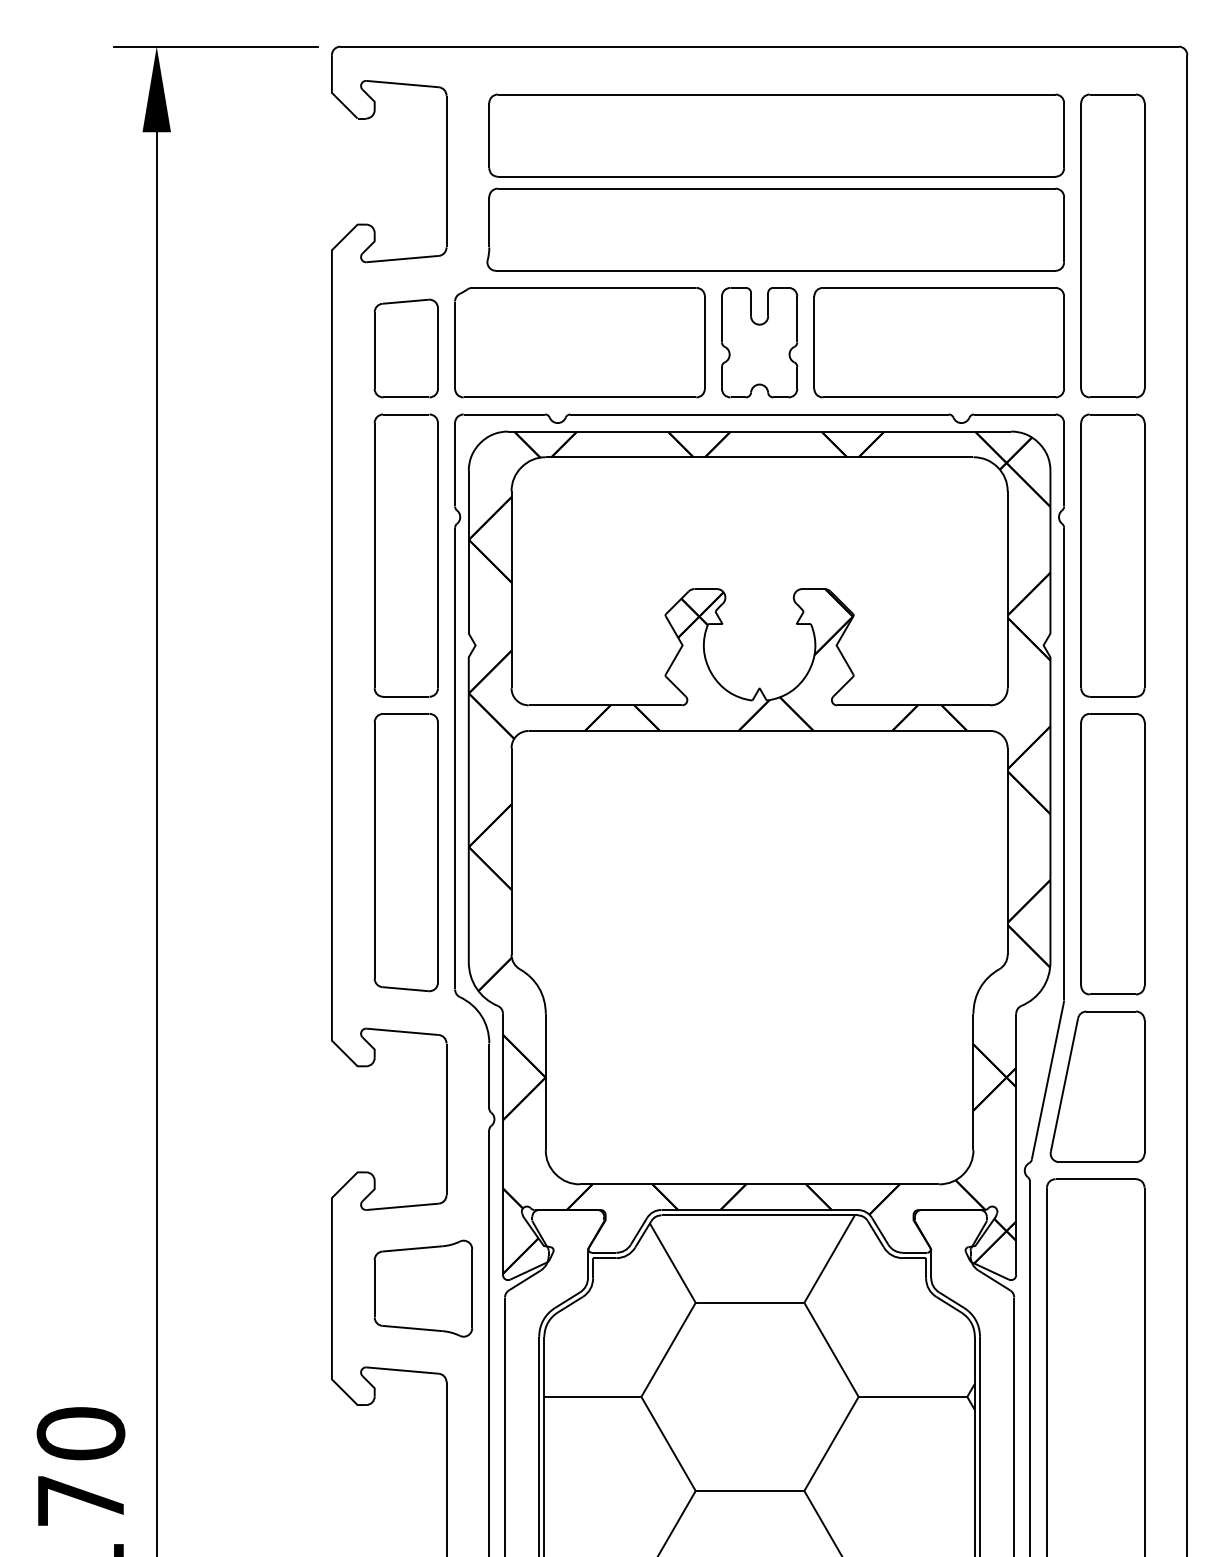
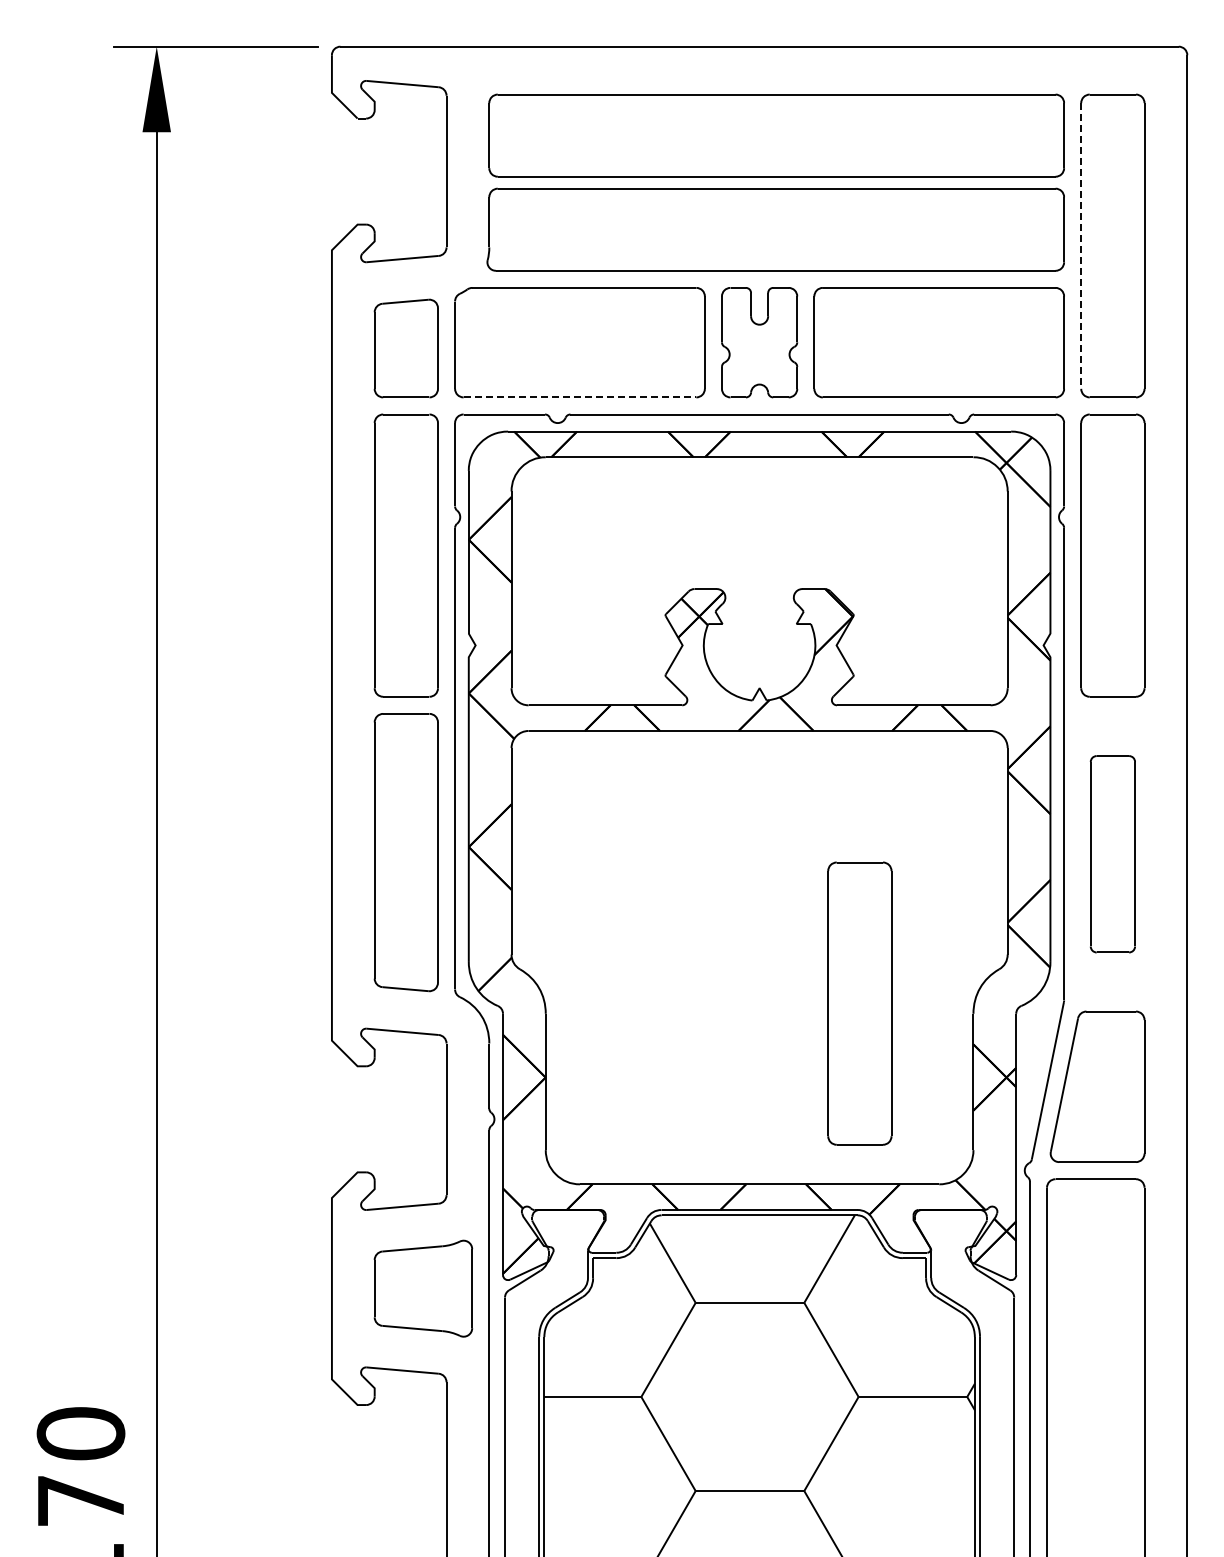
line: solid -> dashed (1081, 246)
line: solid -> dashed (580, 397)
part size: 66x283 px -> 47x199 px (1112, 854)
part: none -> present (859, 1003)
